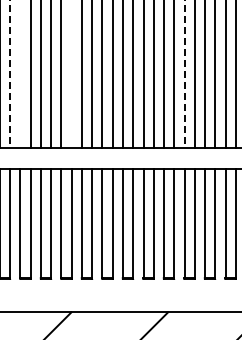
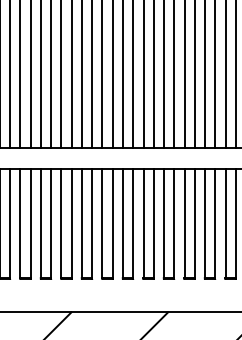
line: dashed -> solid (10, 74)
line: dashed -> solid (184, 74)
line: none -> present (20, 75)
line: none -> present (71, 75)
